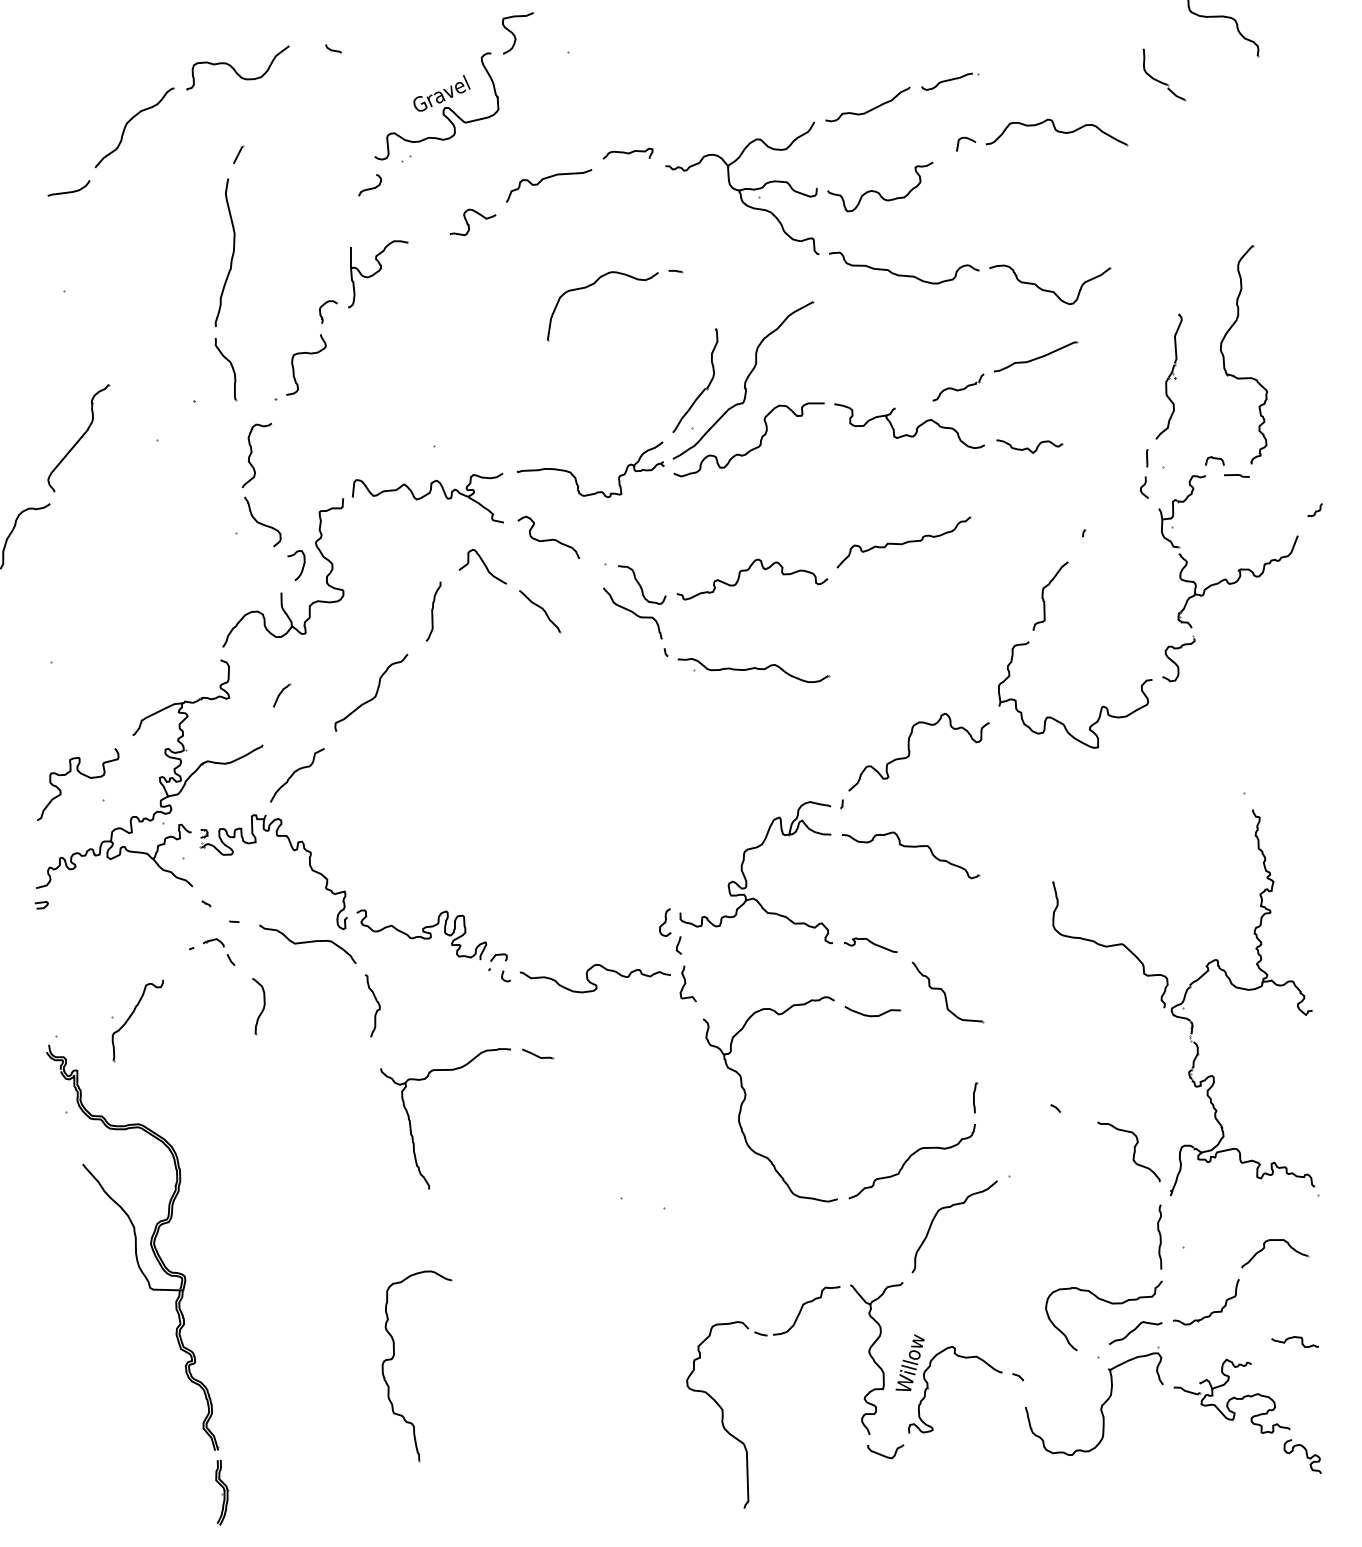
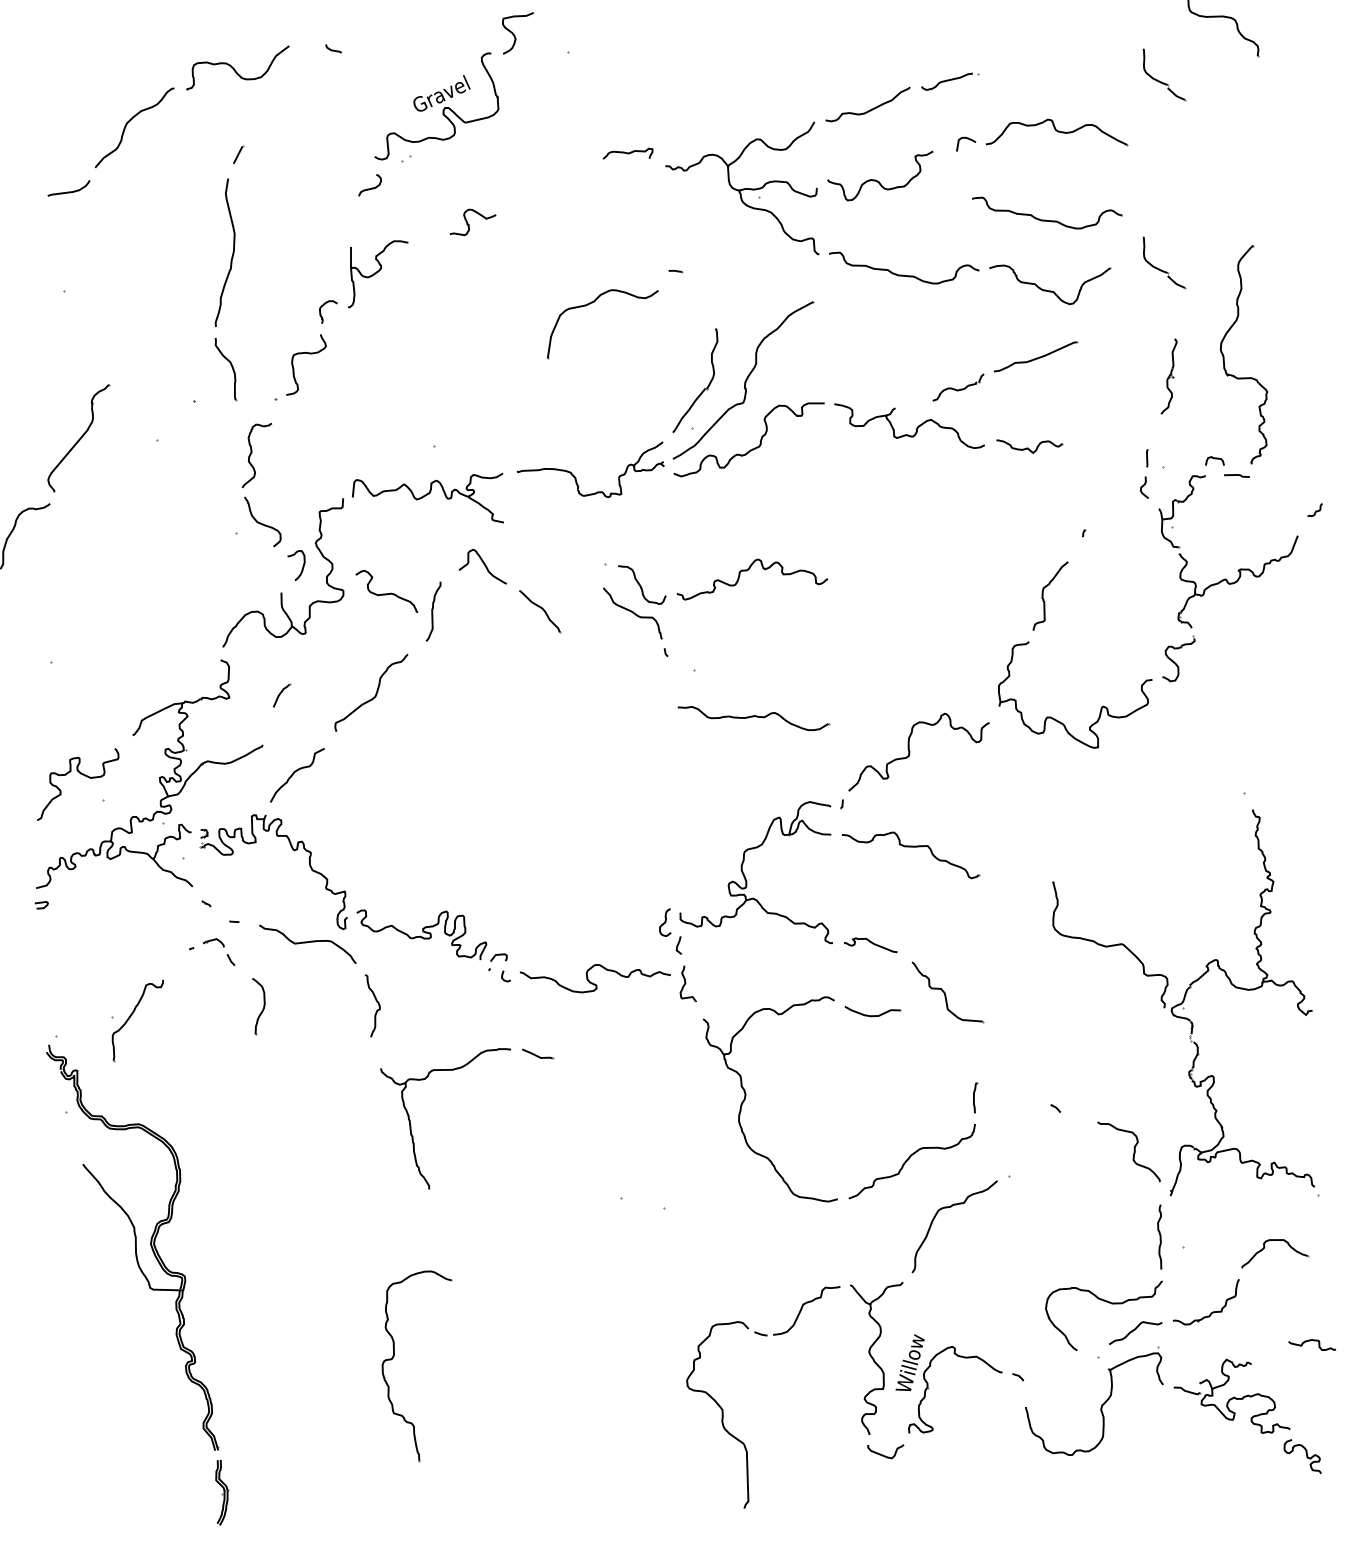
curve: present -> none (548, 178)
curve position: (877, 191) -> (877, 180) (877, 180)
curve: none -> present (1046, 219)
part: none -> present (1161, 269)
part position: (592, 285) -> (592, 303) (592, 303)
part size: 28x127 px -> 18x77 px (1168, 376)
curve position: (548, 539) -> (386, 593) (386, 593)
part: present -> none (903, 542)
part position: (753, 670) -> (753, 718) (753, 718)
curve position: (1293, 1338) -> (1310, 1341) (1310, 1341)
